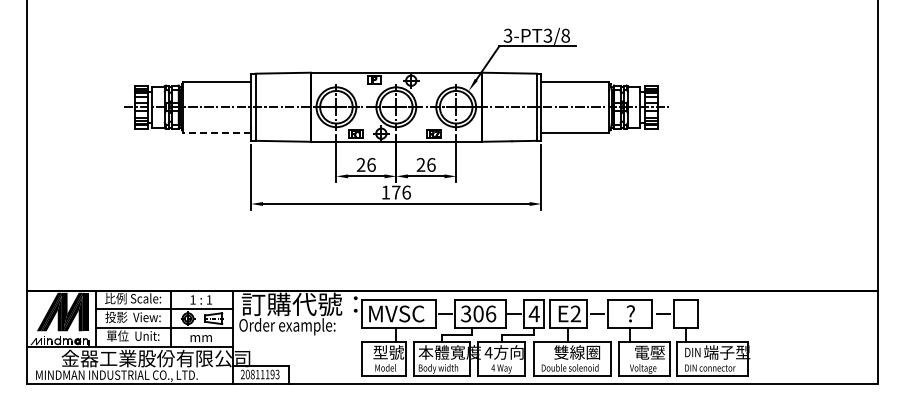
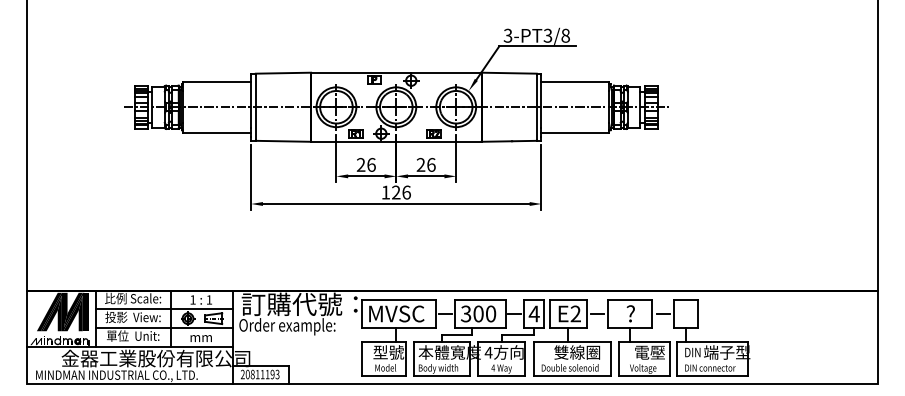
line: dashed -> solid (217, 132)
text: 176 -> 126 (396, 192)
text: 306 -> 300 (491, 313)
